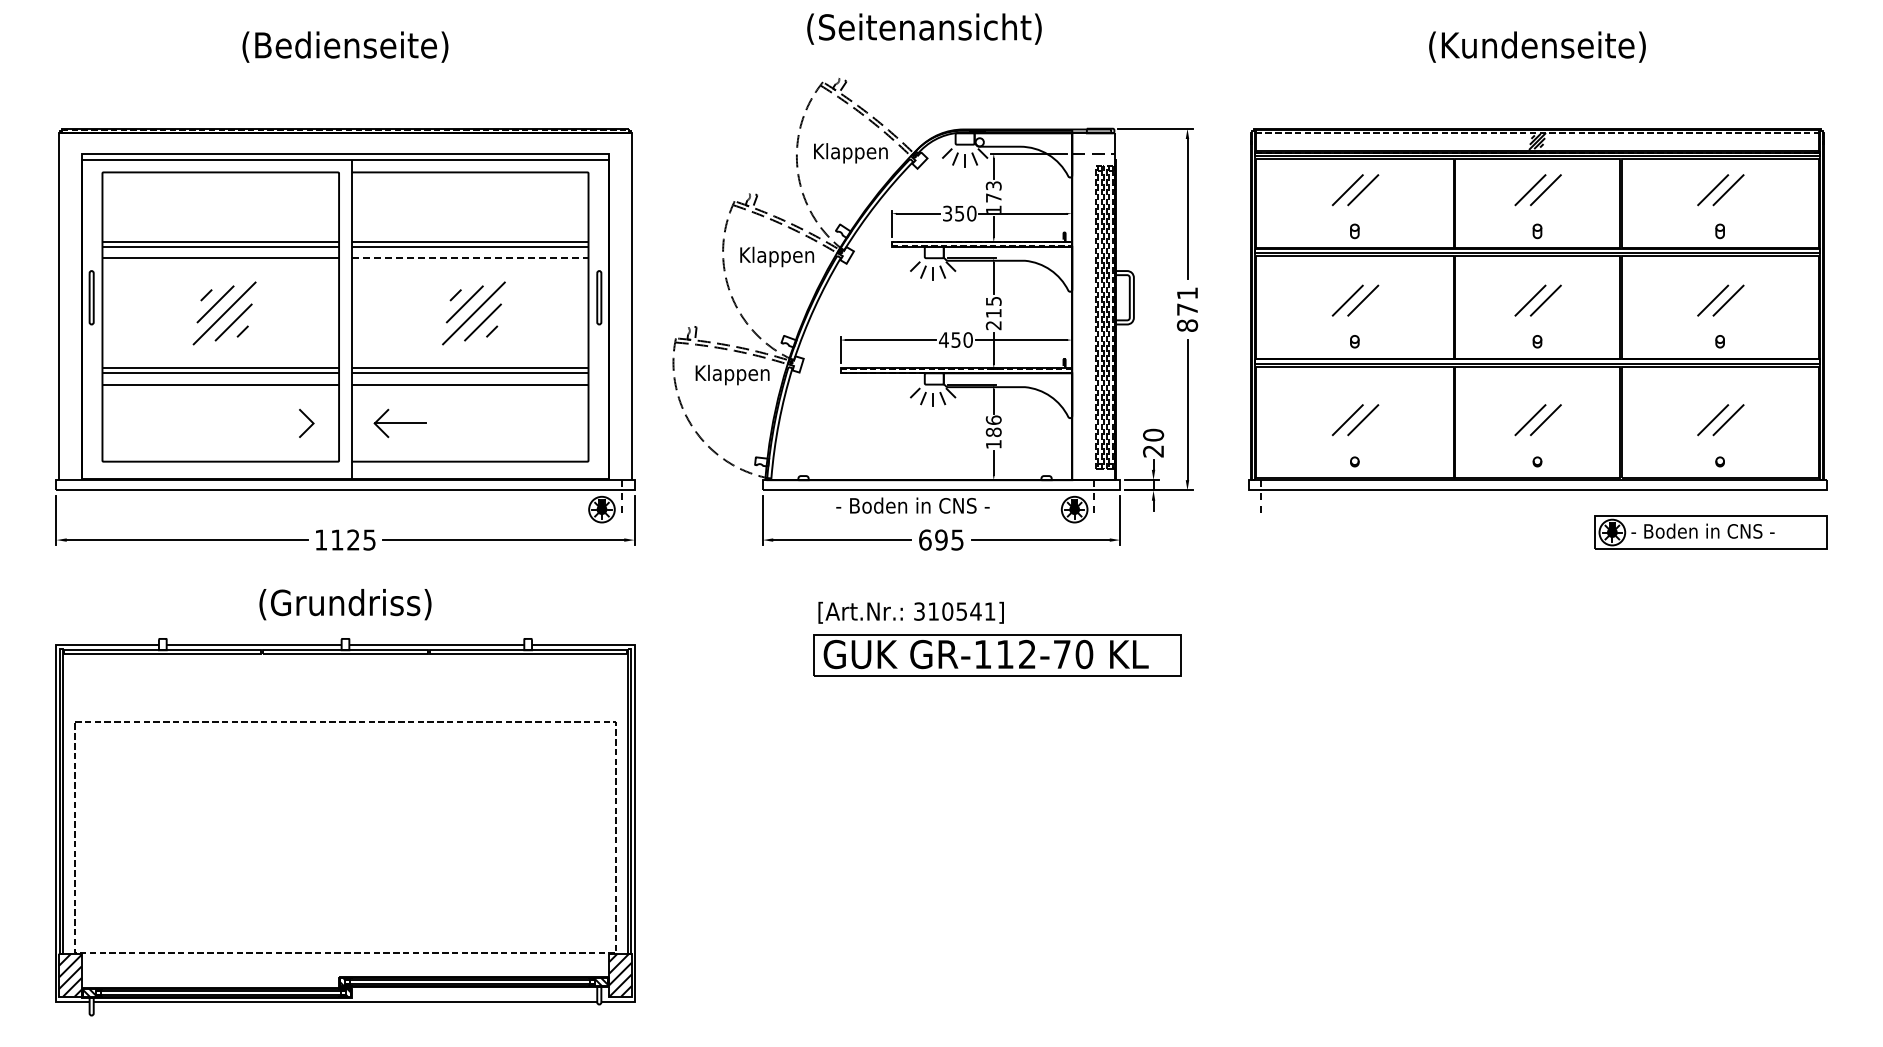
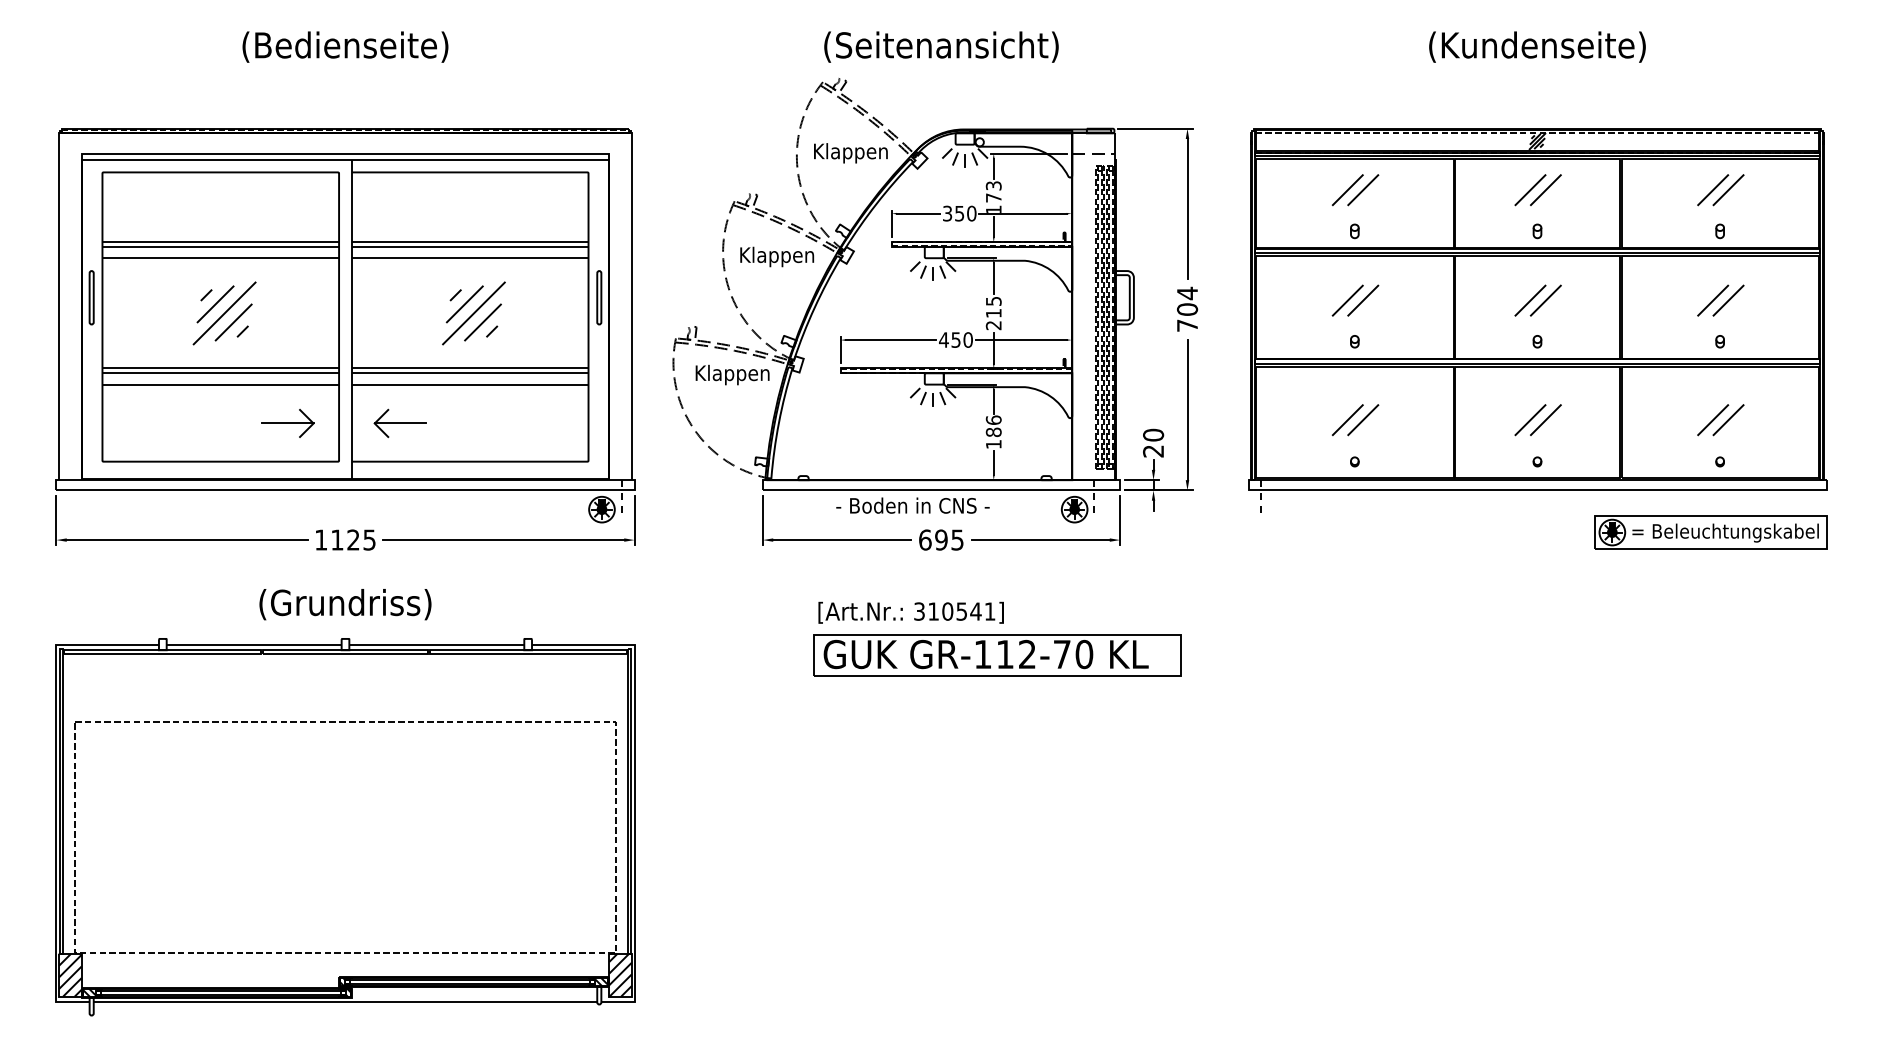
text position: (924, 28) -> (941, 46) (941, 46)
line: dashed -> solid (470, 258)
text: 871 -> 704 (1187, 308)
line: none -> present (287, 423)
text: - Boden in CNS - -> = Beleuchtungskabel (1724, 532)
